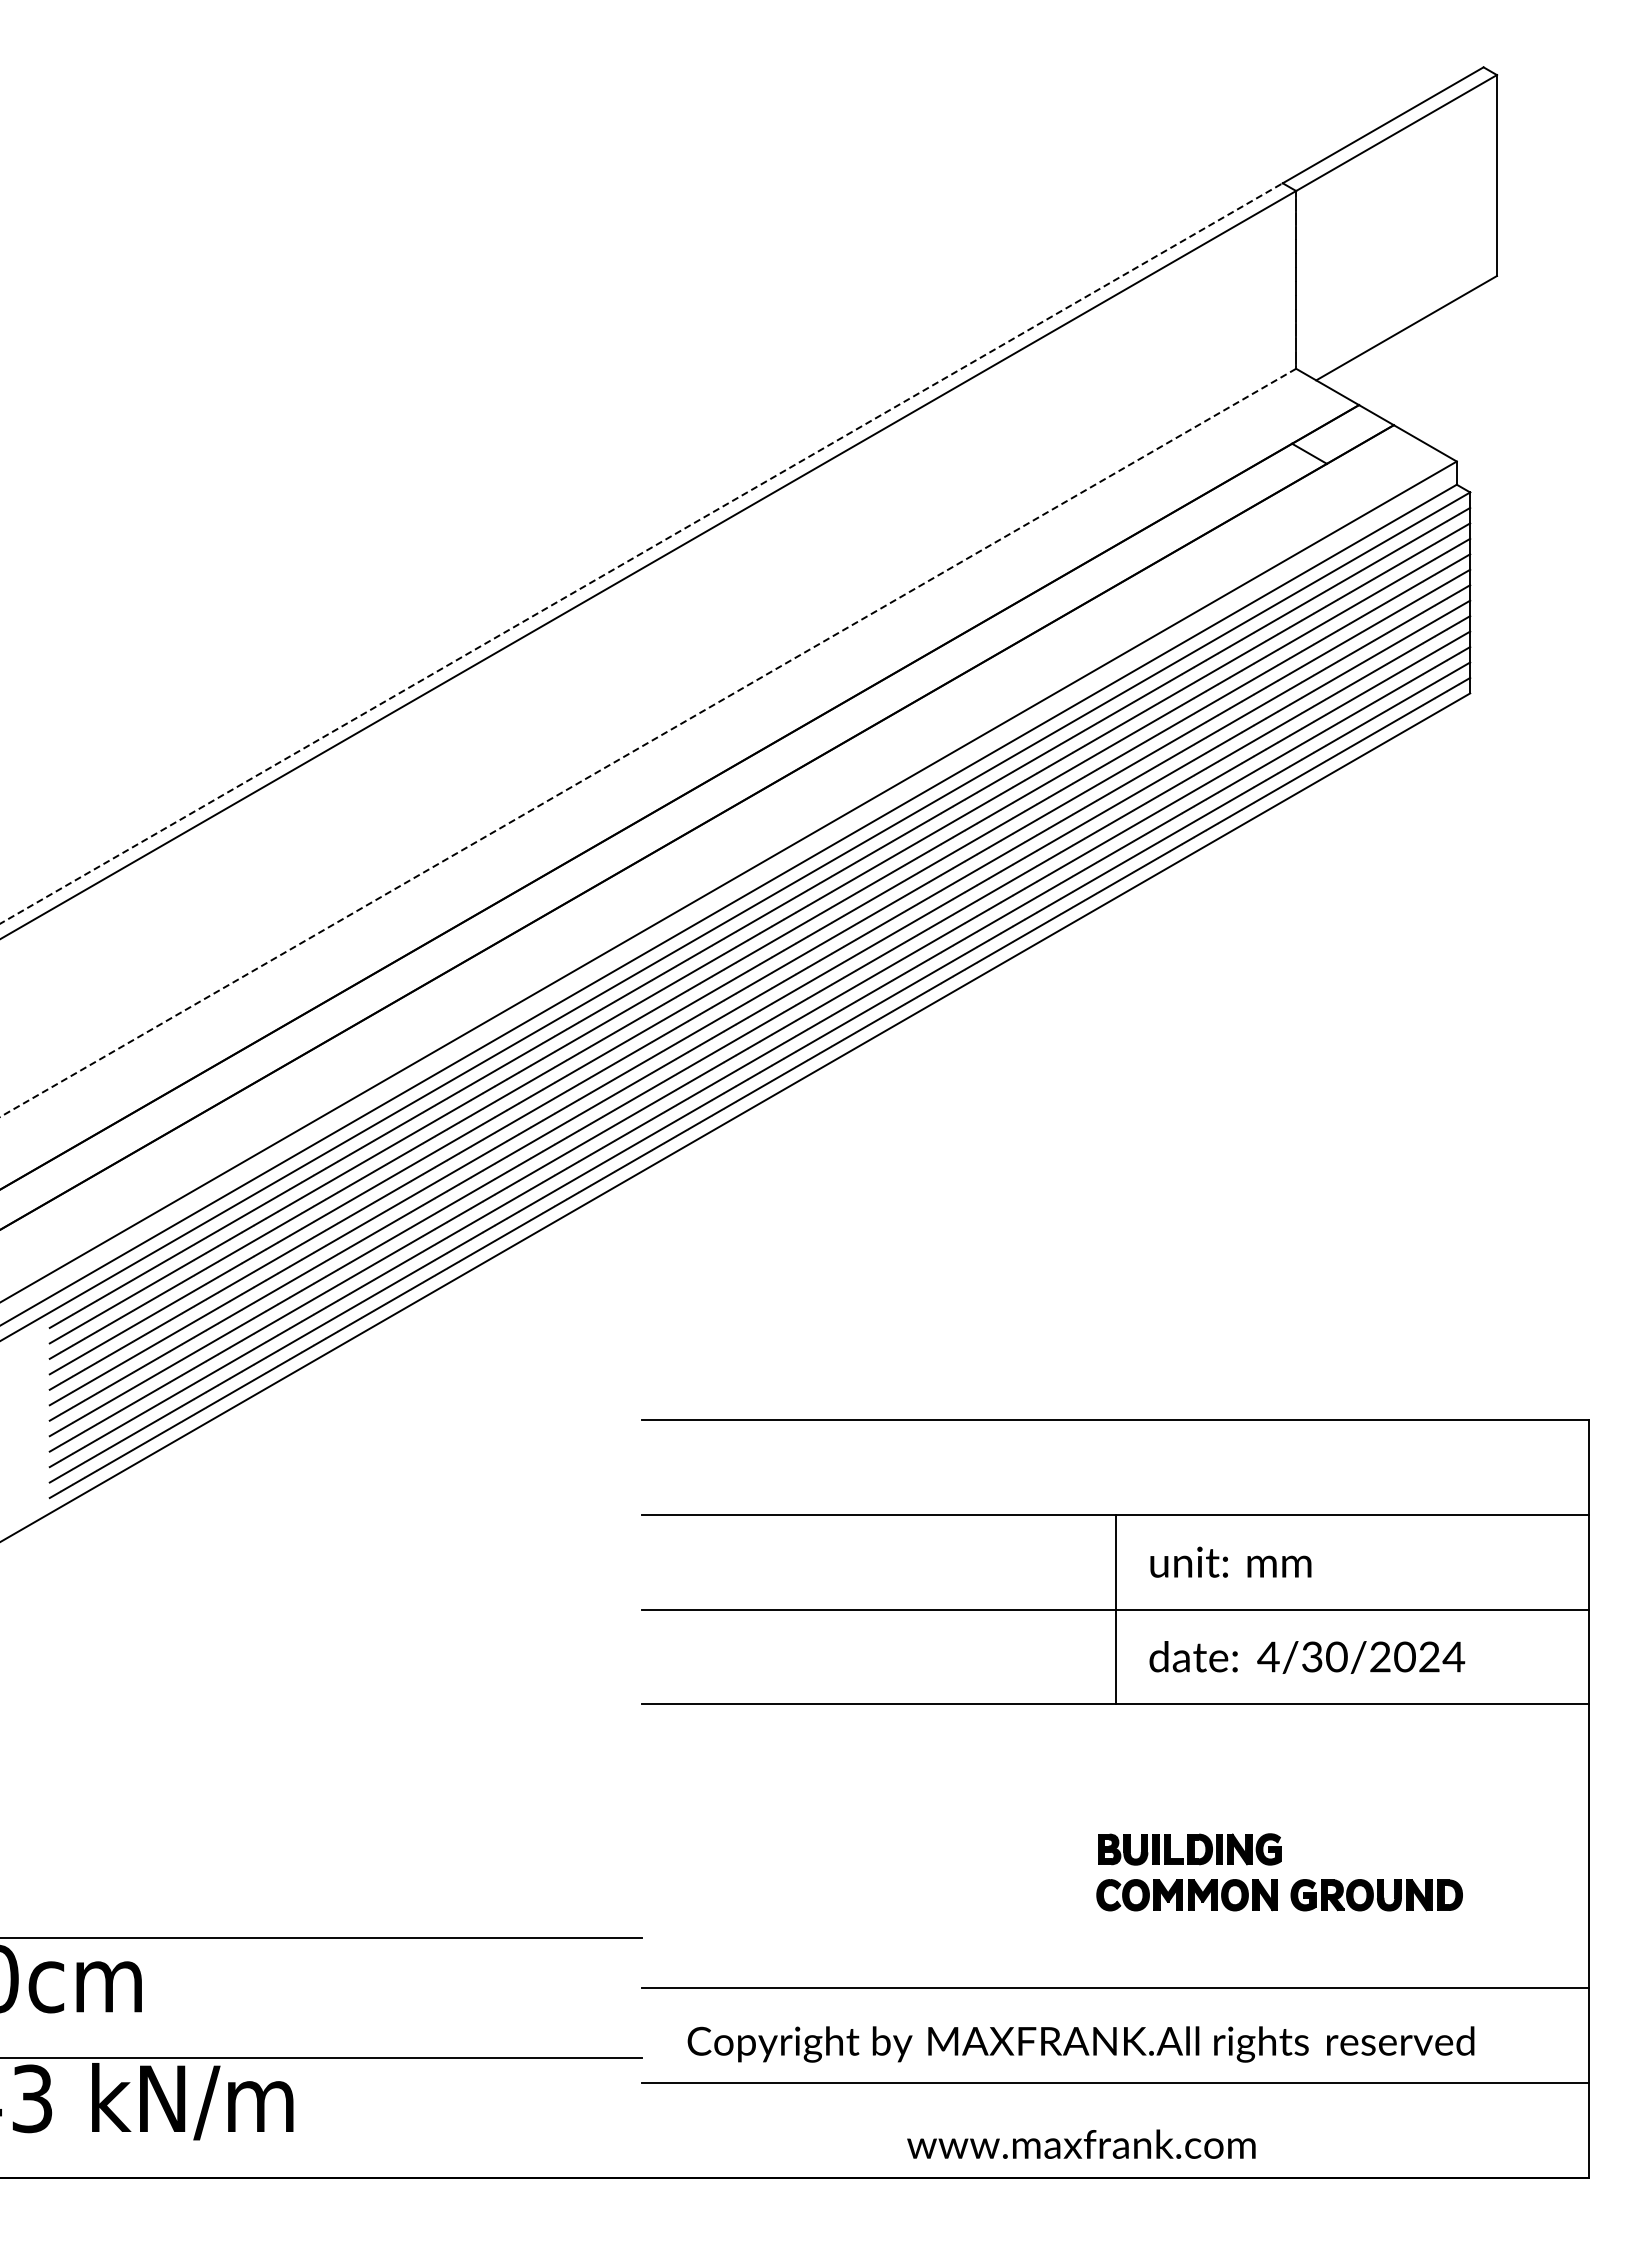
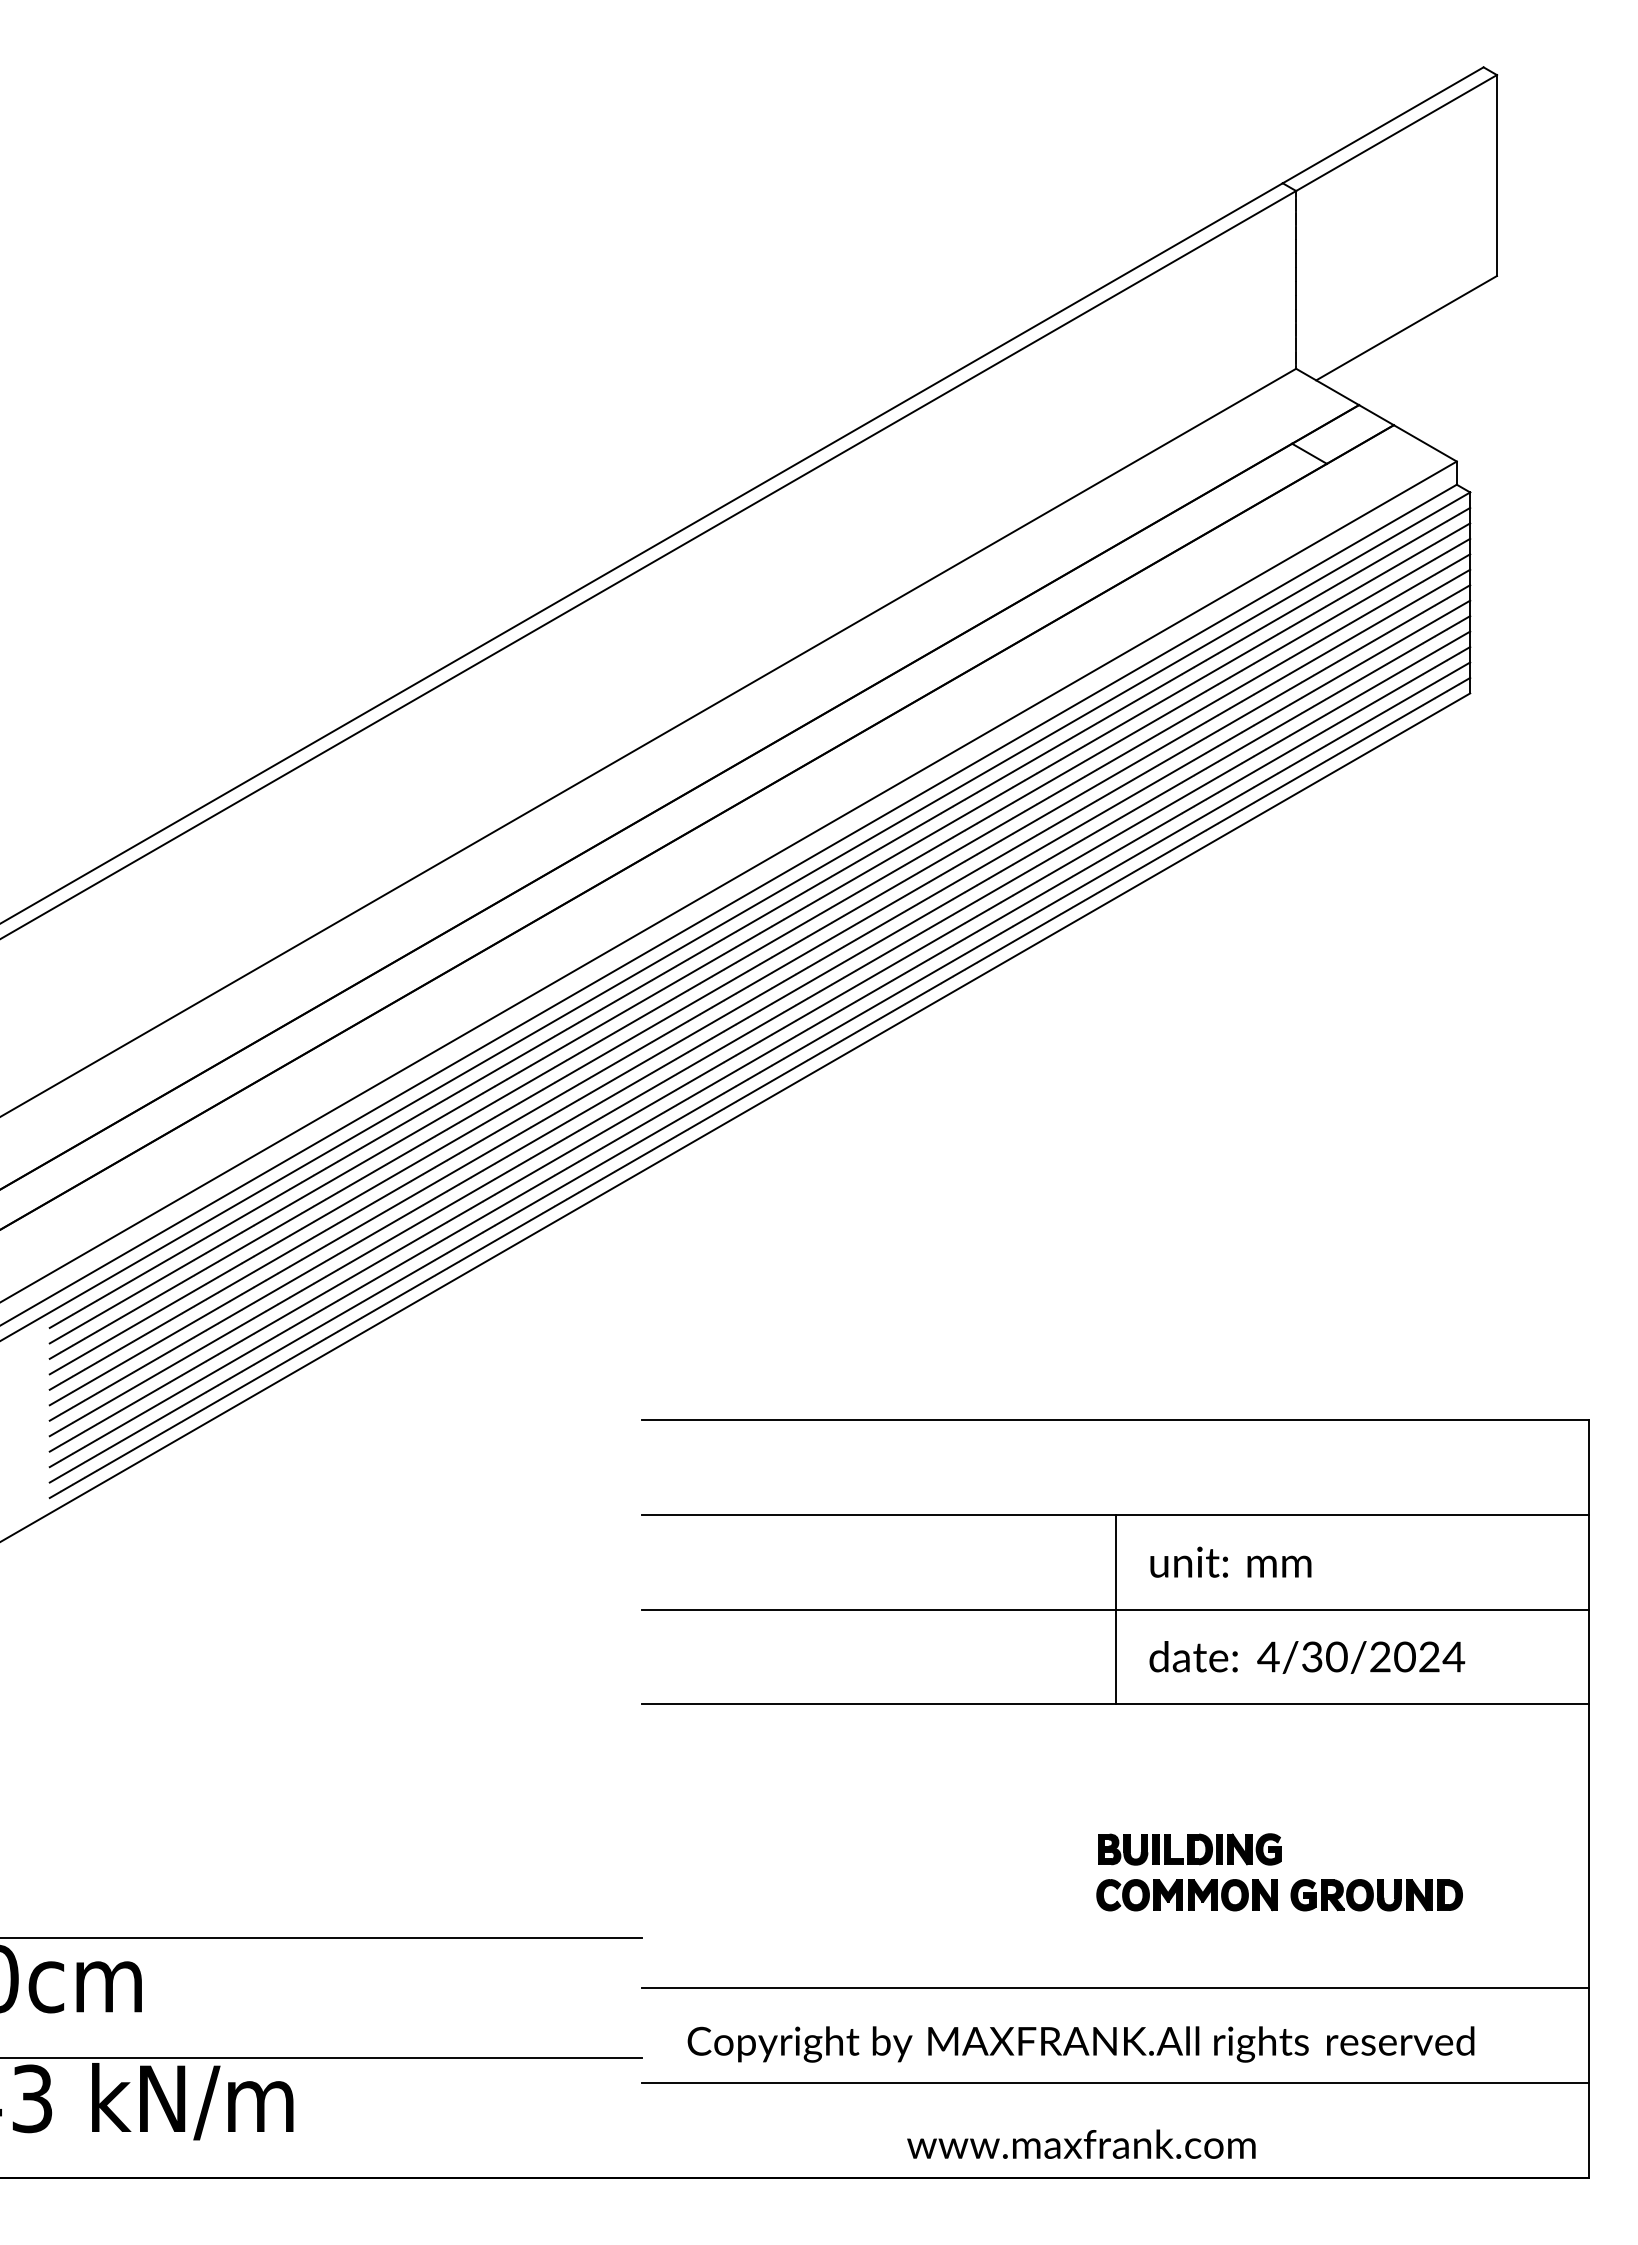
line: dashed -> solid (641, 553)
line: dashed -> solid (648, 742)
